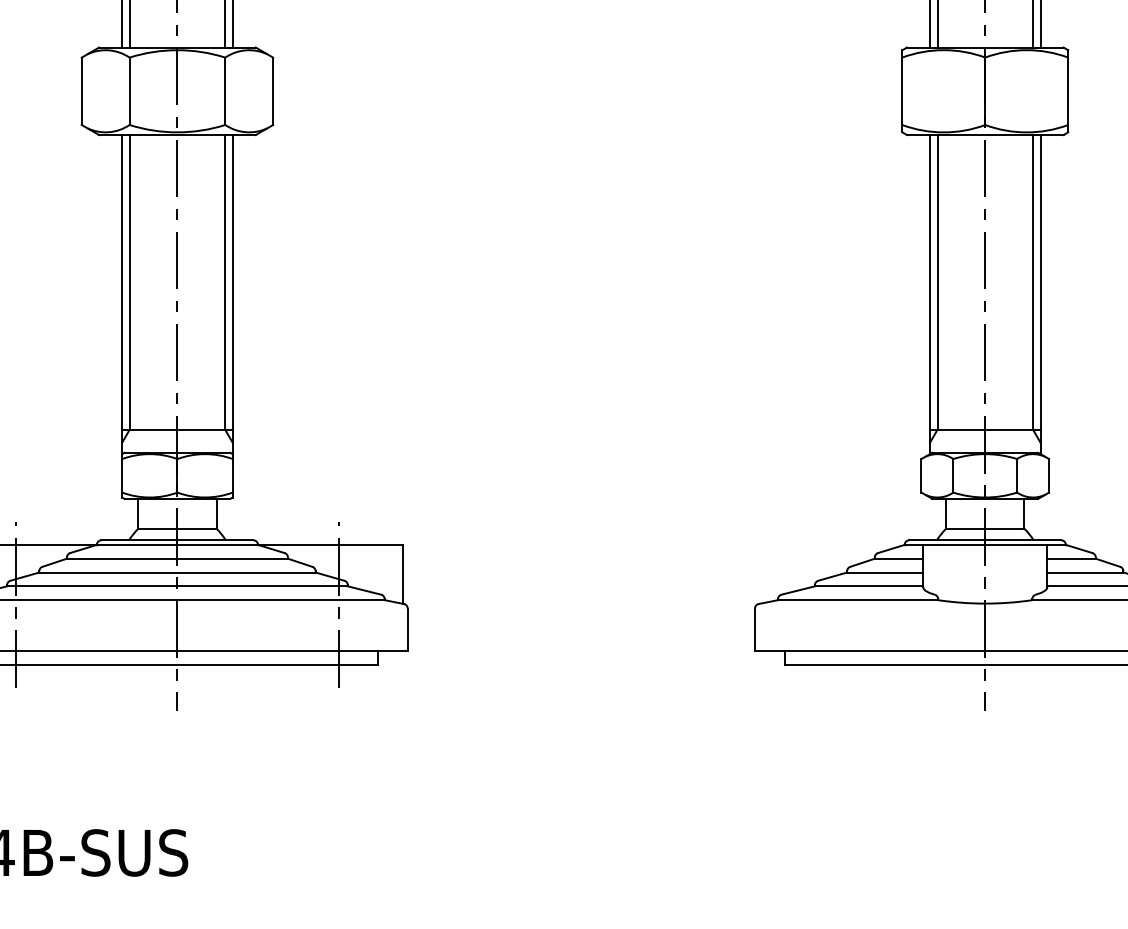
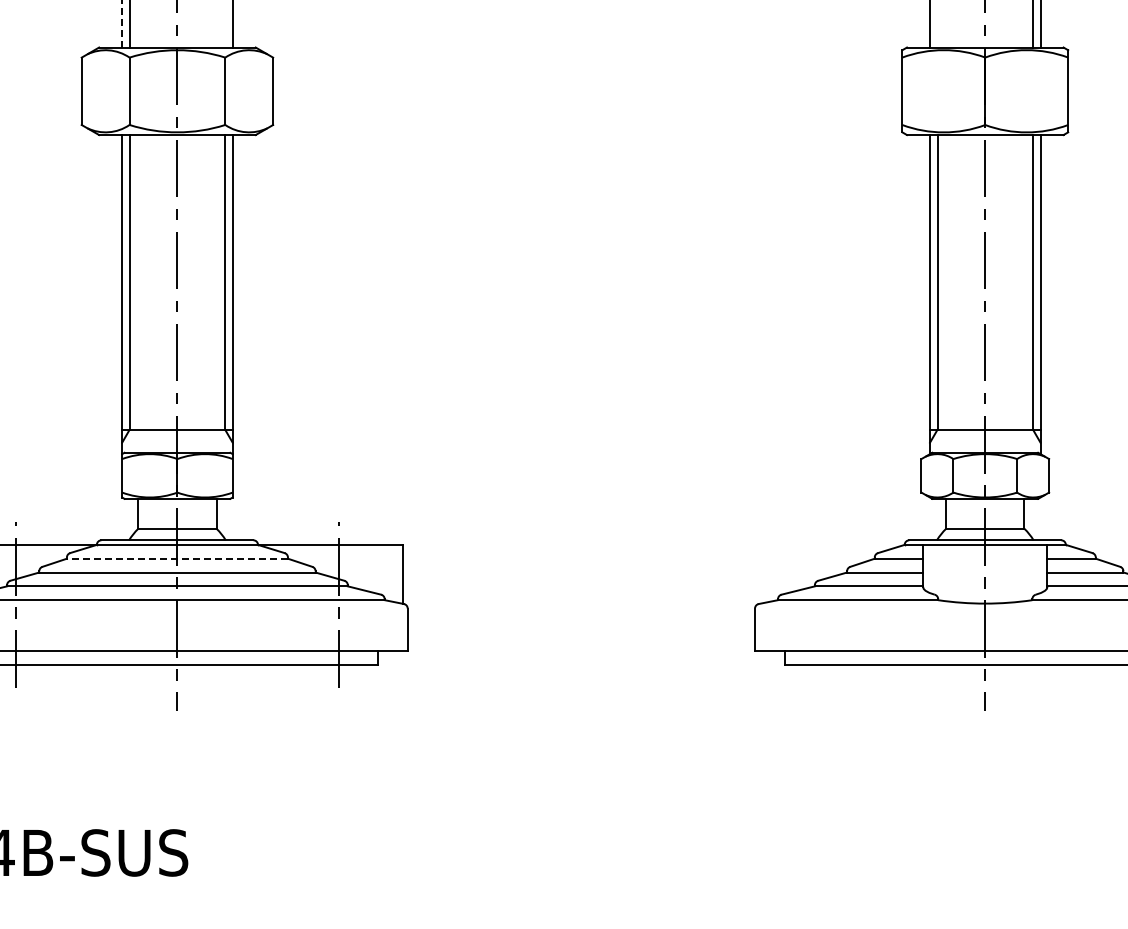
line: solid -> dashed (122, 23)
line: present -> none (225, 24)
line: present -> none (937, 24)
line: solid -> dashed (177, 558)
